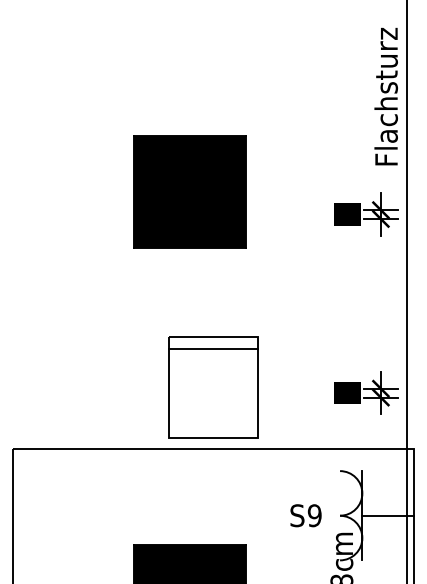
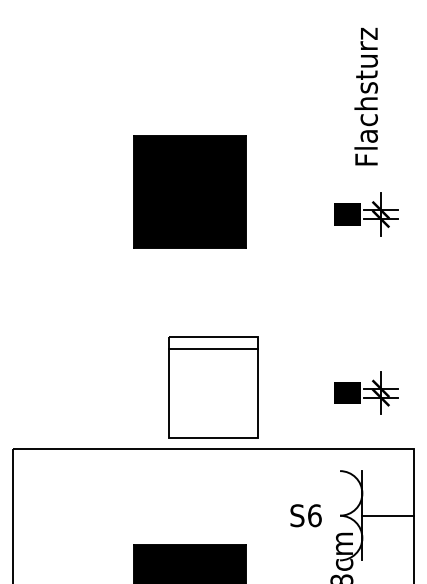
text position: (385, 96) -> (365, 96) (365, 96)
line: present -> none (406, 291)
text: S9 -> S6 (314, 515)
